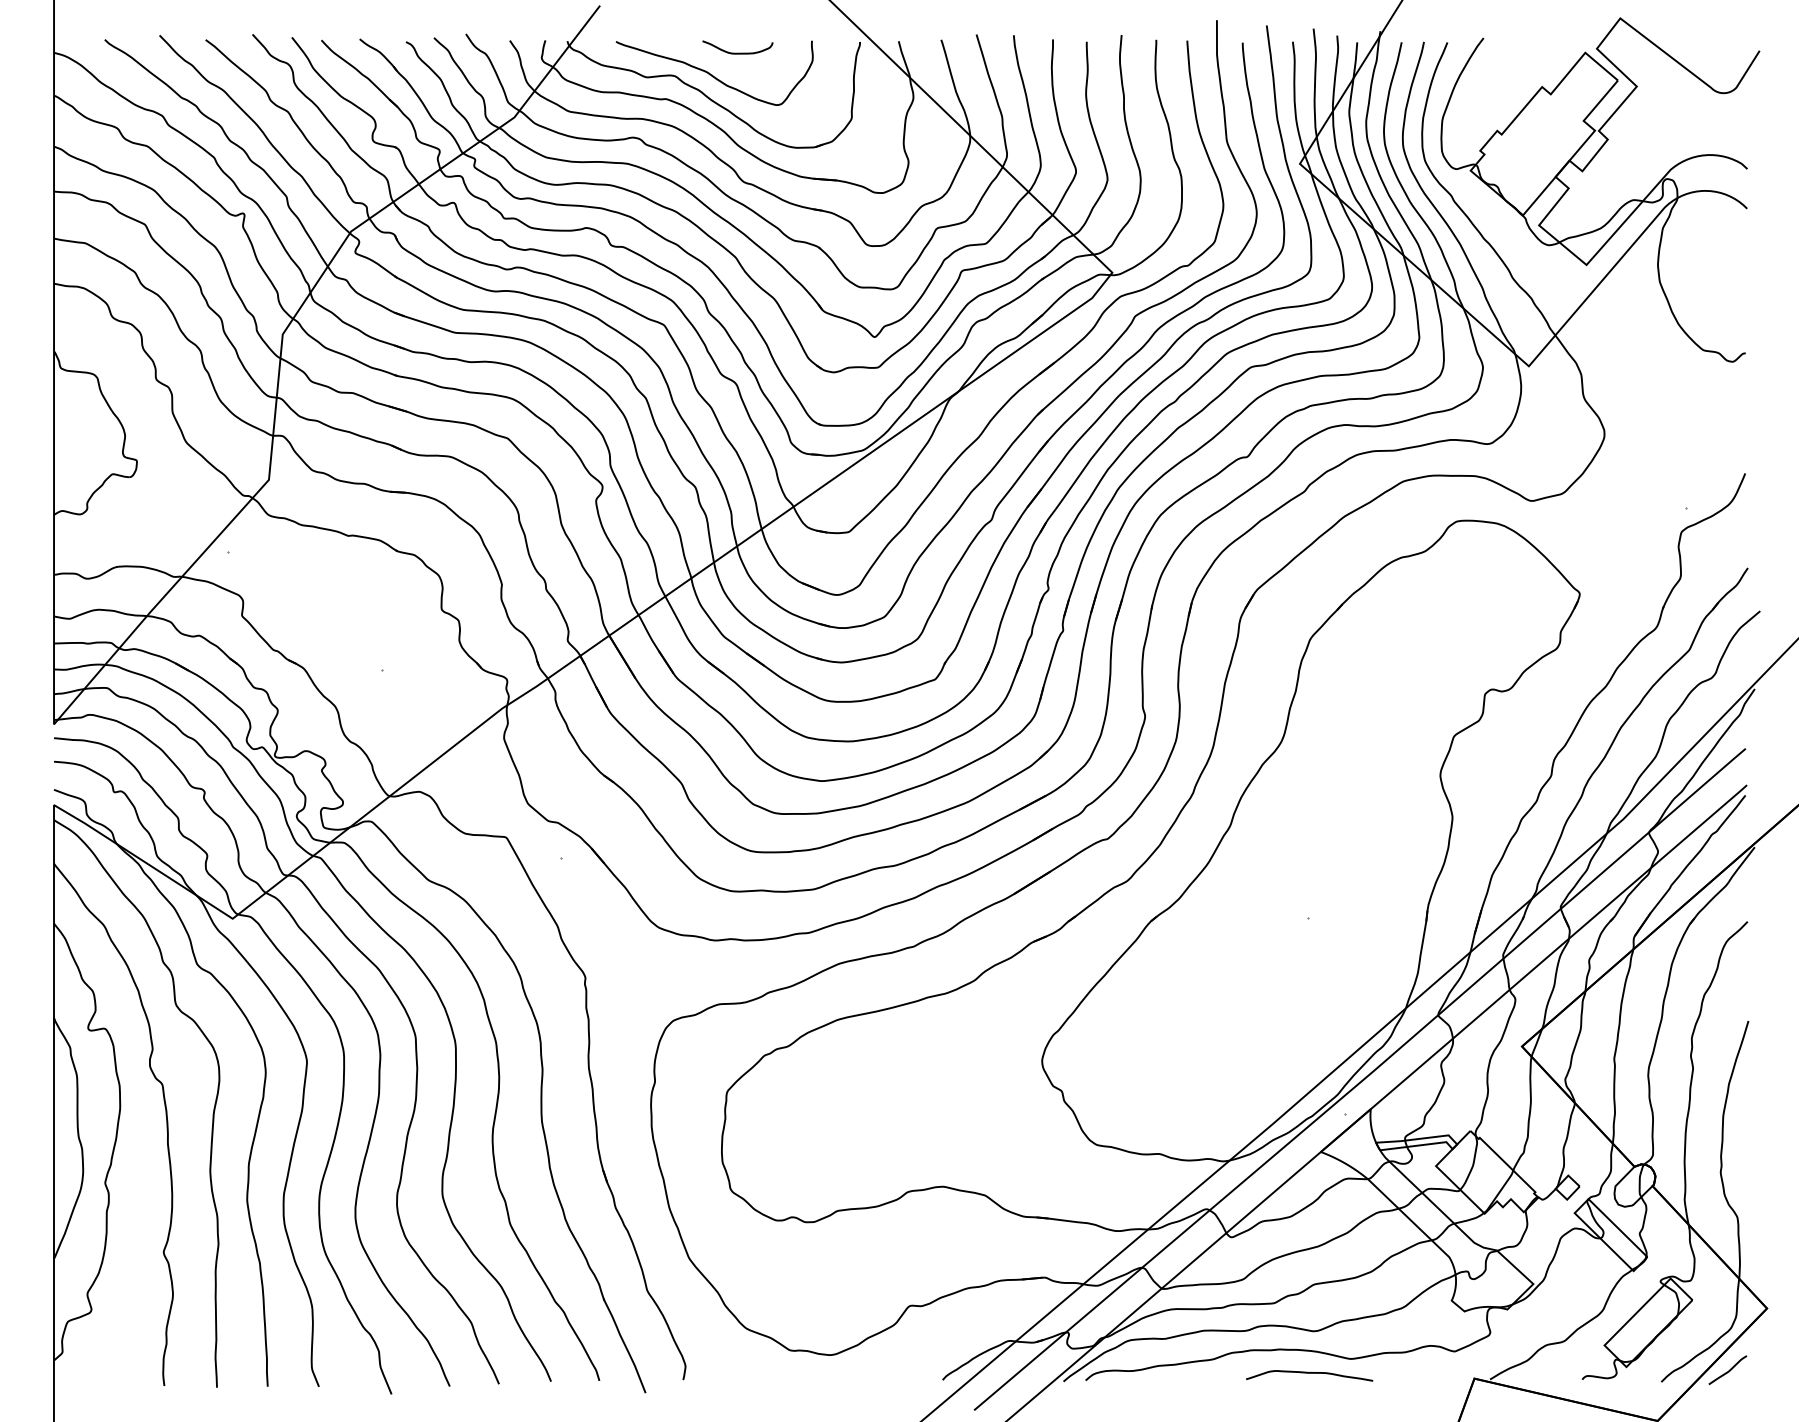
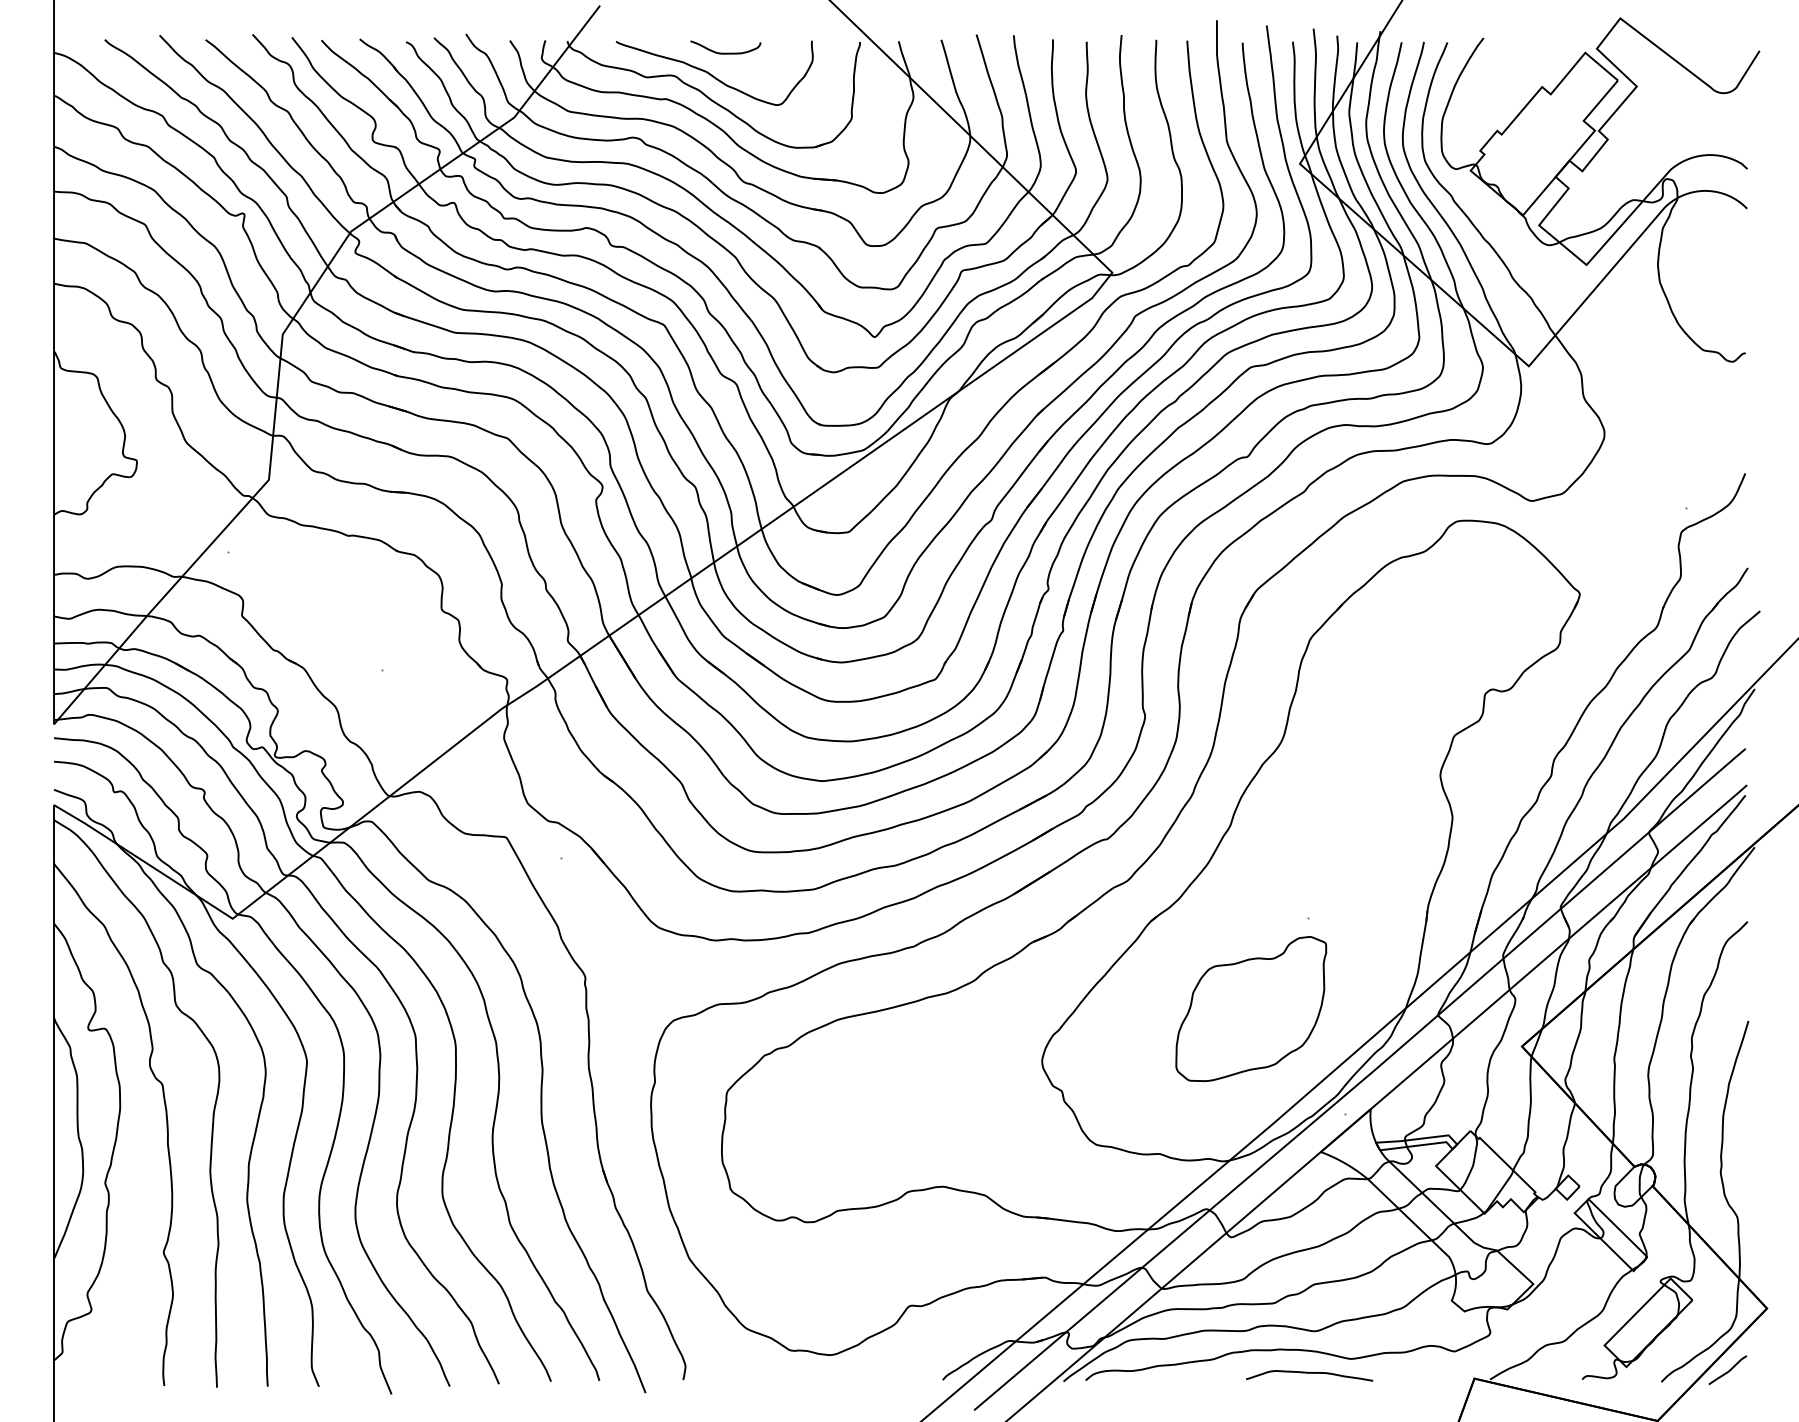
curve position: (737, 52) -> (725, 52) (725, 52)
part: none -> present (1251, 1008)
